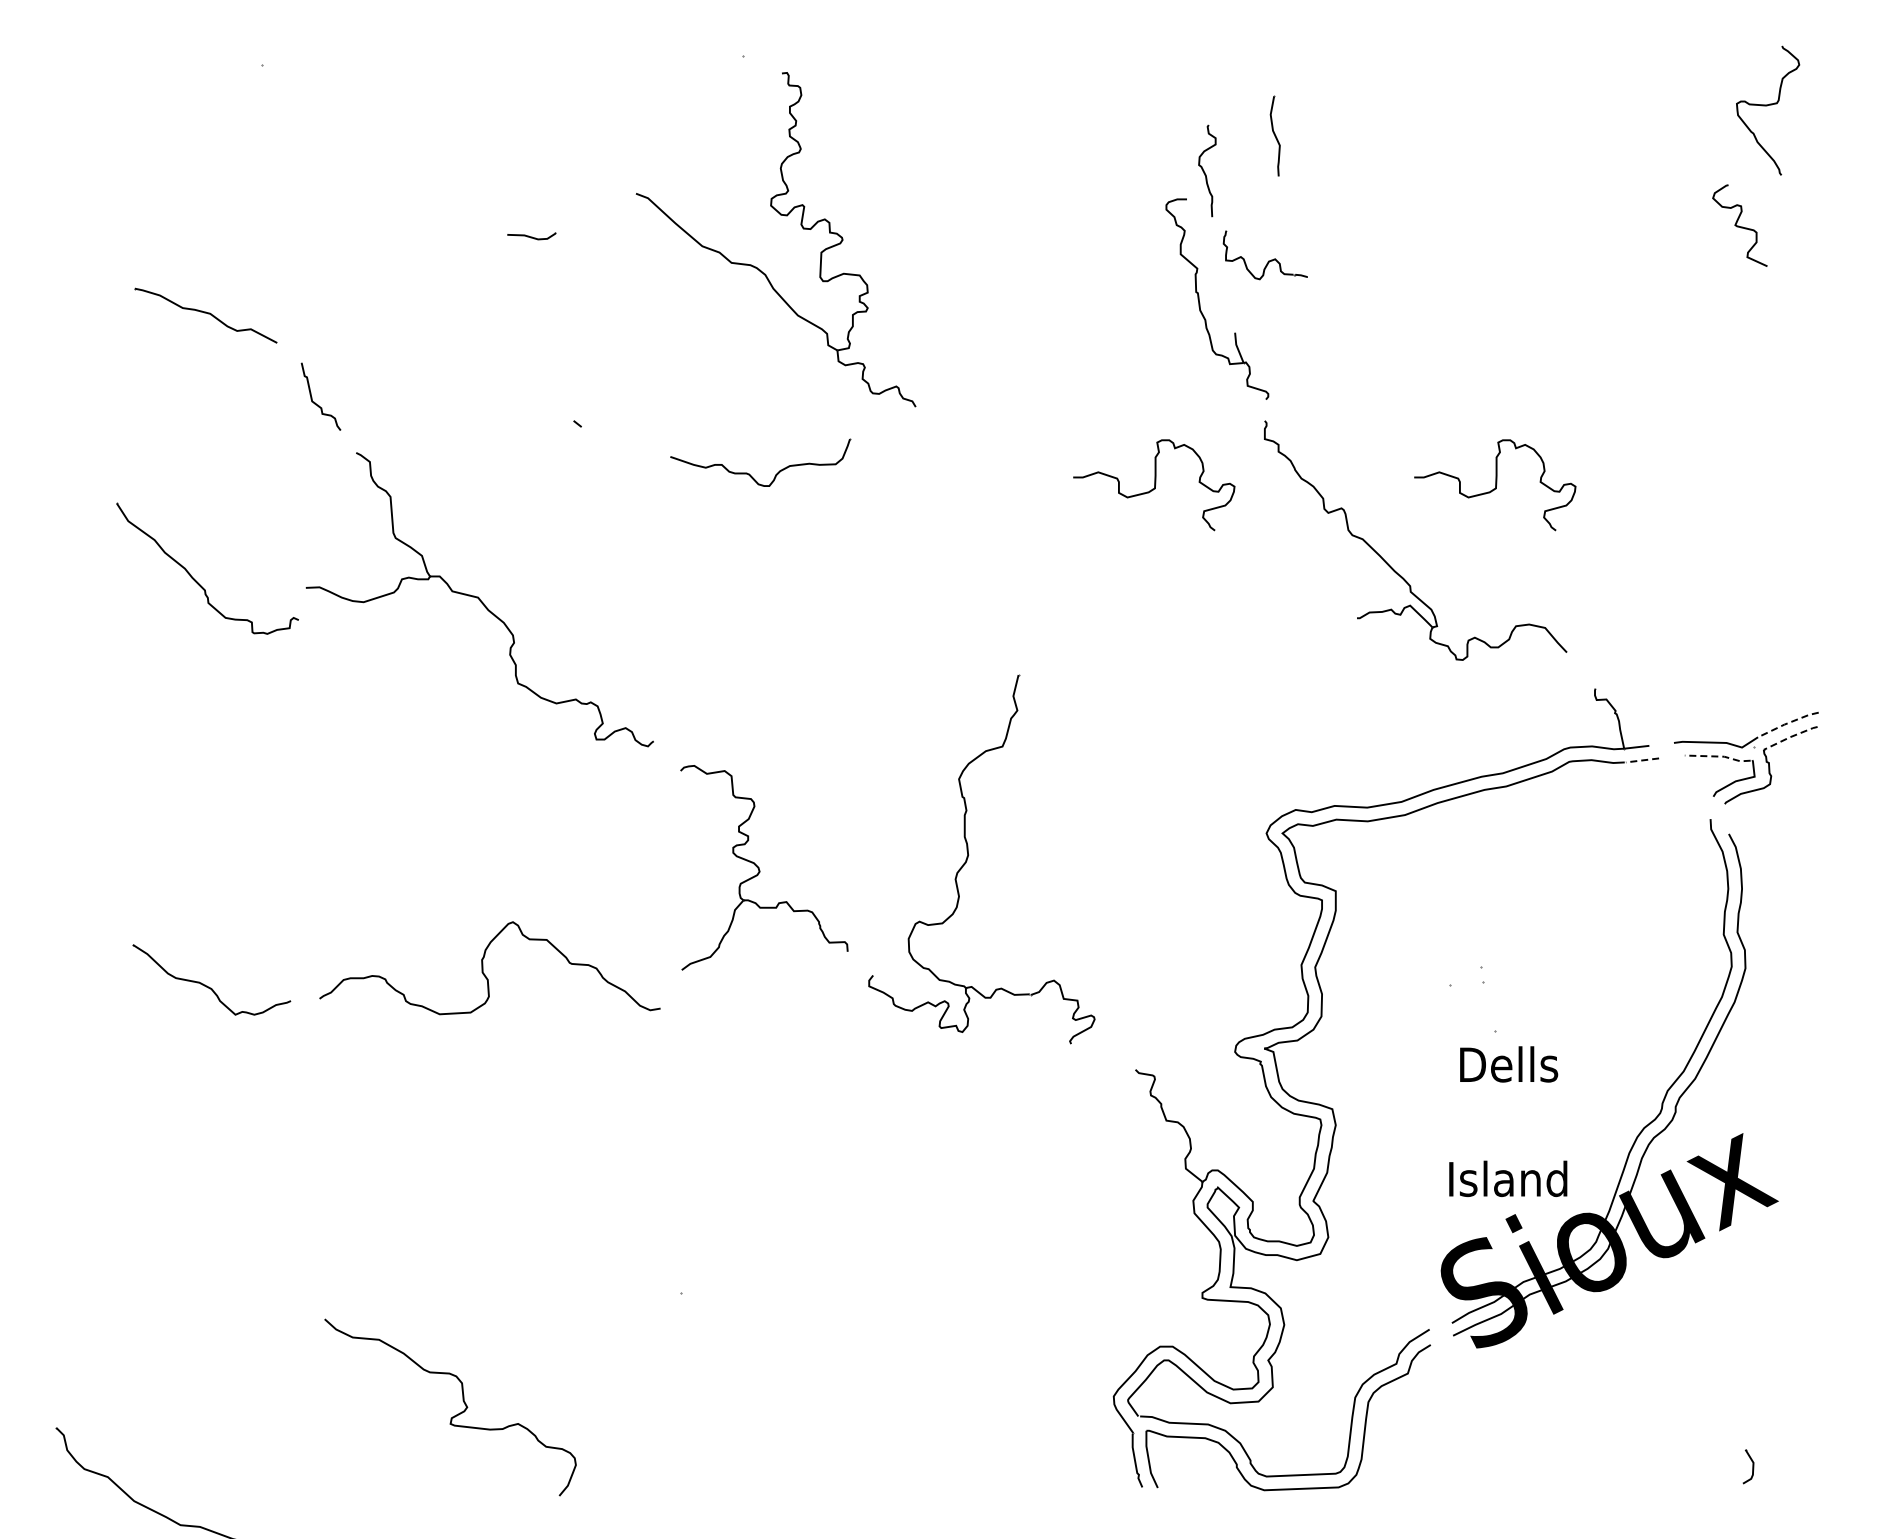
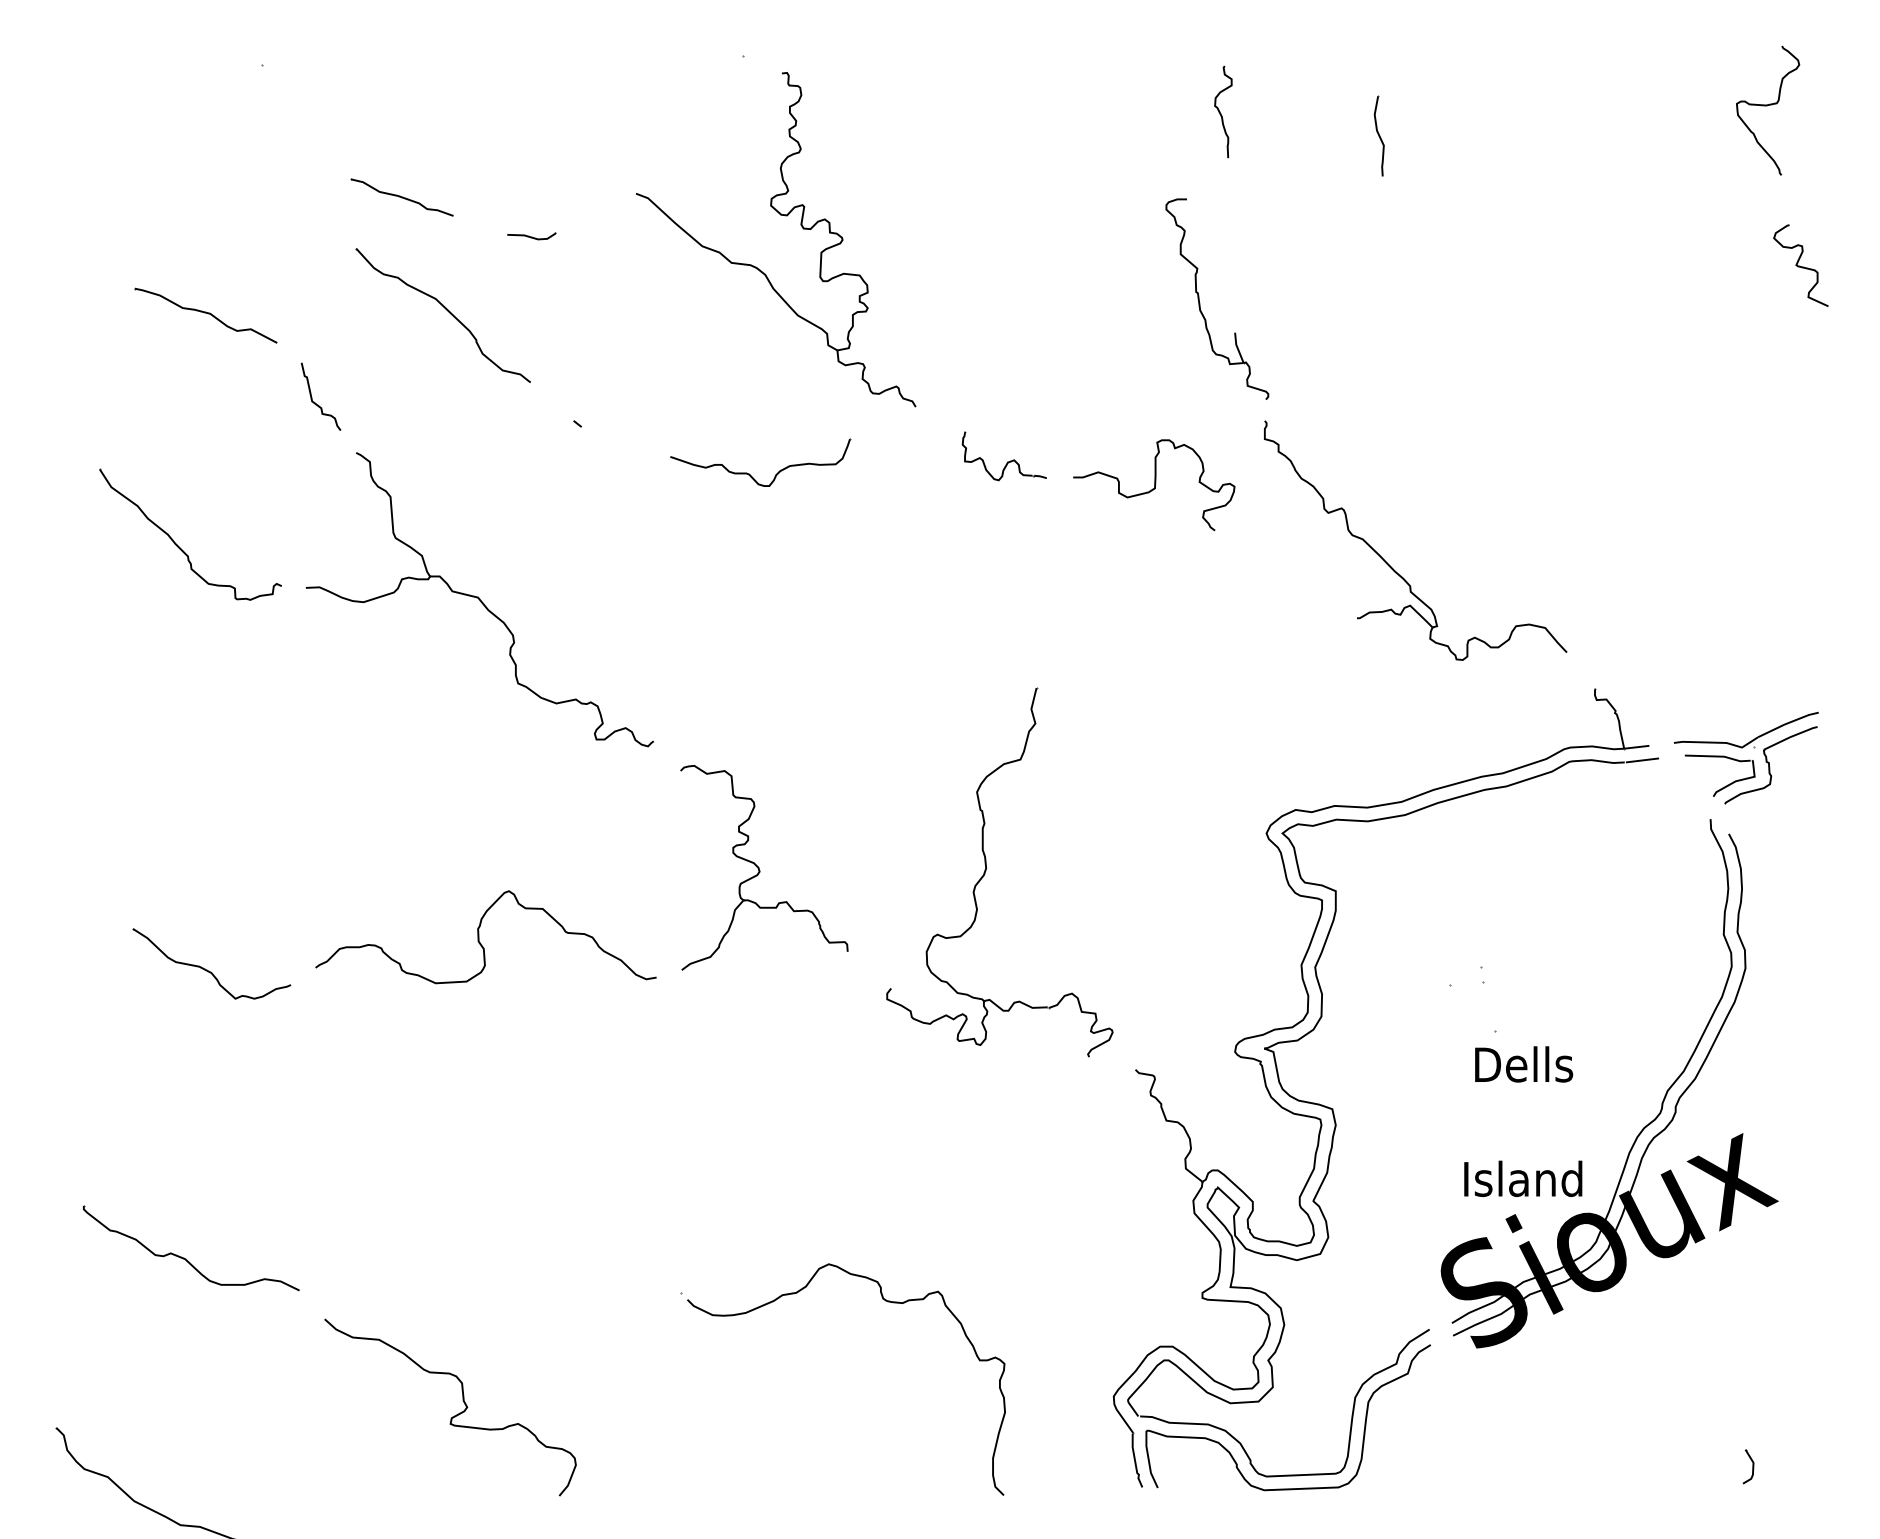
part position: (1274, 135) -> (1378, 135) (1378, 135)
curve position: (1205, 172) -> (1221, 113) (1221, 113)
part: none -> present (401, 197)
curve position: (1738, 225) -> (1799, 265) (1799, 265)
part position: (1268, 260) -> (1007, 461) (1007, 461)
part: none -> present (446, 310)
curve: present -> none (1495, 485)
part position: (195, 579) -> (178, 545) (178, 545)
line: dashed -> solid (1787, 723)
line: dashed -> solid (1790, 737)
line: dashed -> solid (1719, 756)
line: dashed -> solid (1642, 760)
part position: (968, 858) -> (986, 871) (986, 871)
curve position: (483, 968) -> (479, 937) (479, 937)
part position: (207, 985) -> (207, 969) (207, 969)
text position: (1508, 1121) -> (1523, 1121) (1523, 1121)
part: none -> present (184, 1257)
curve: none -> present (885, 1301)
